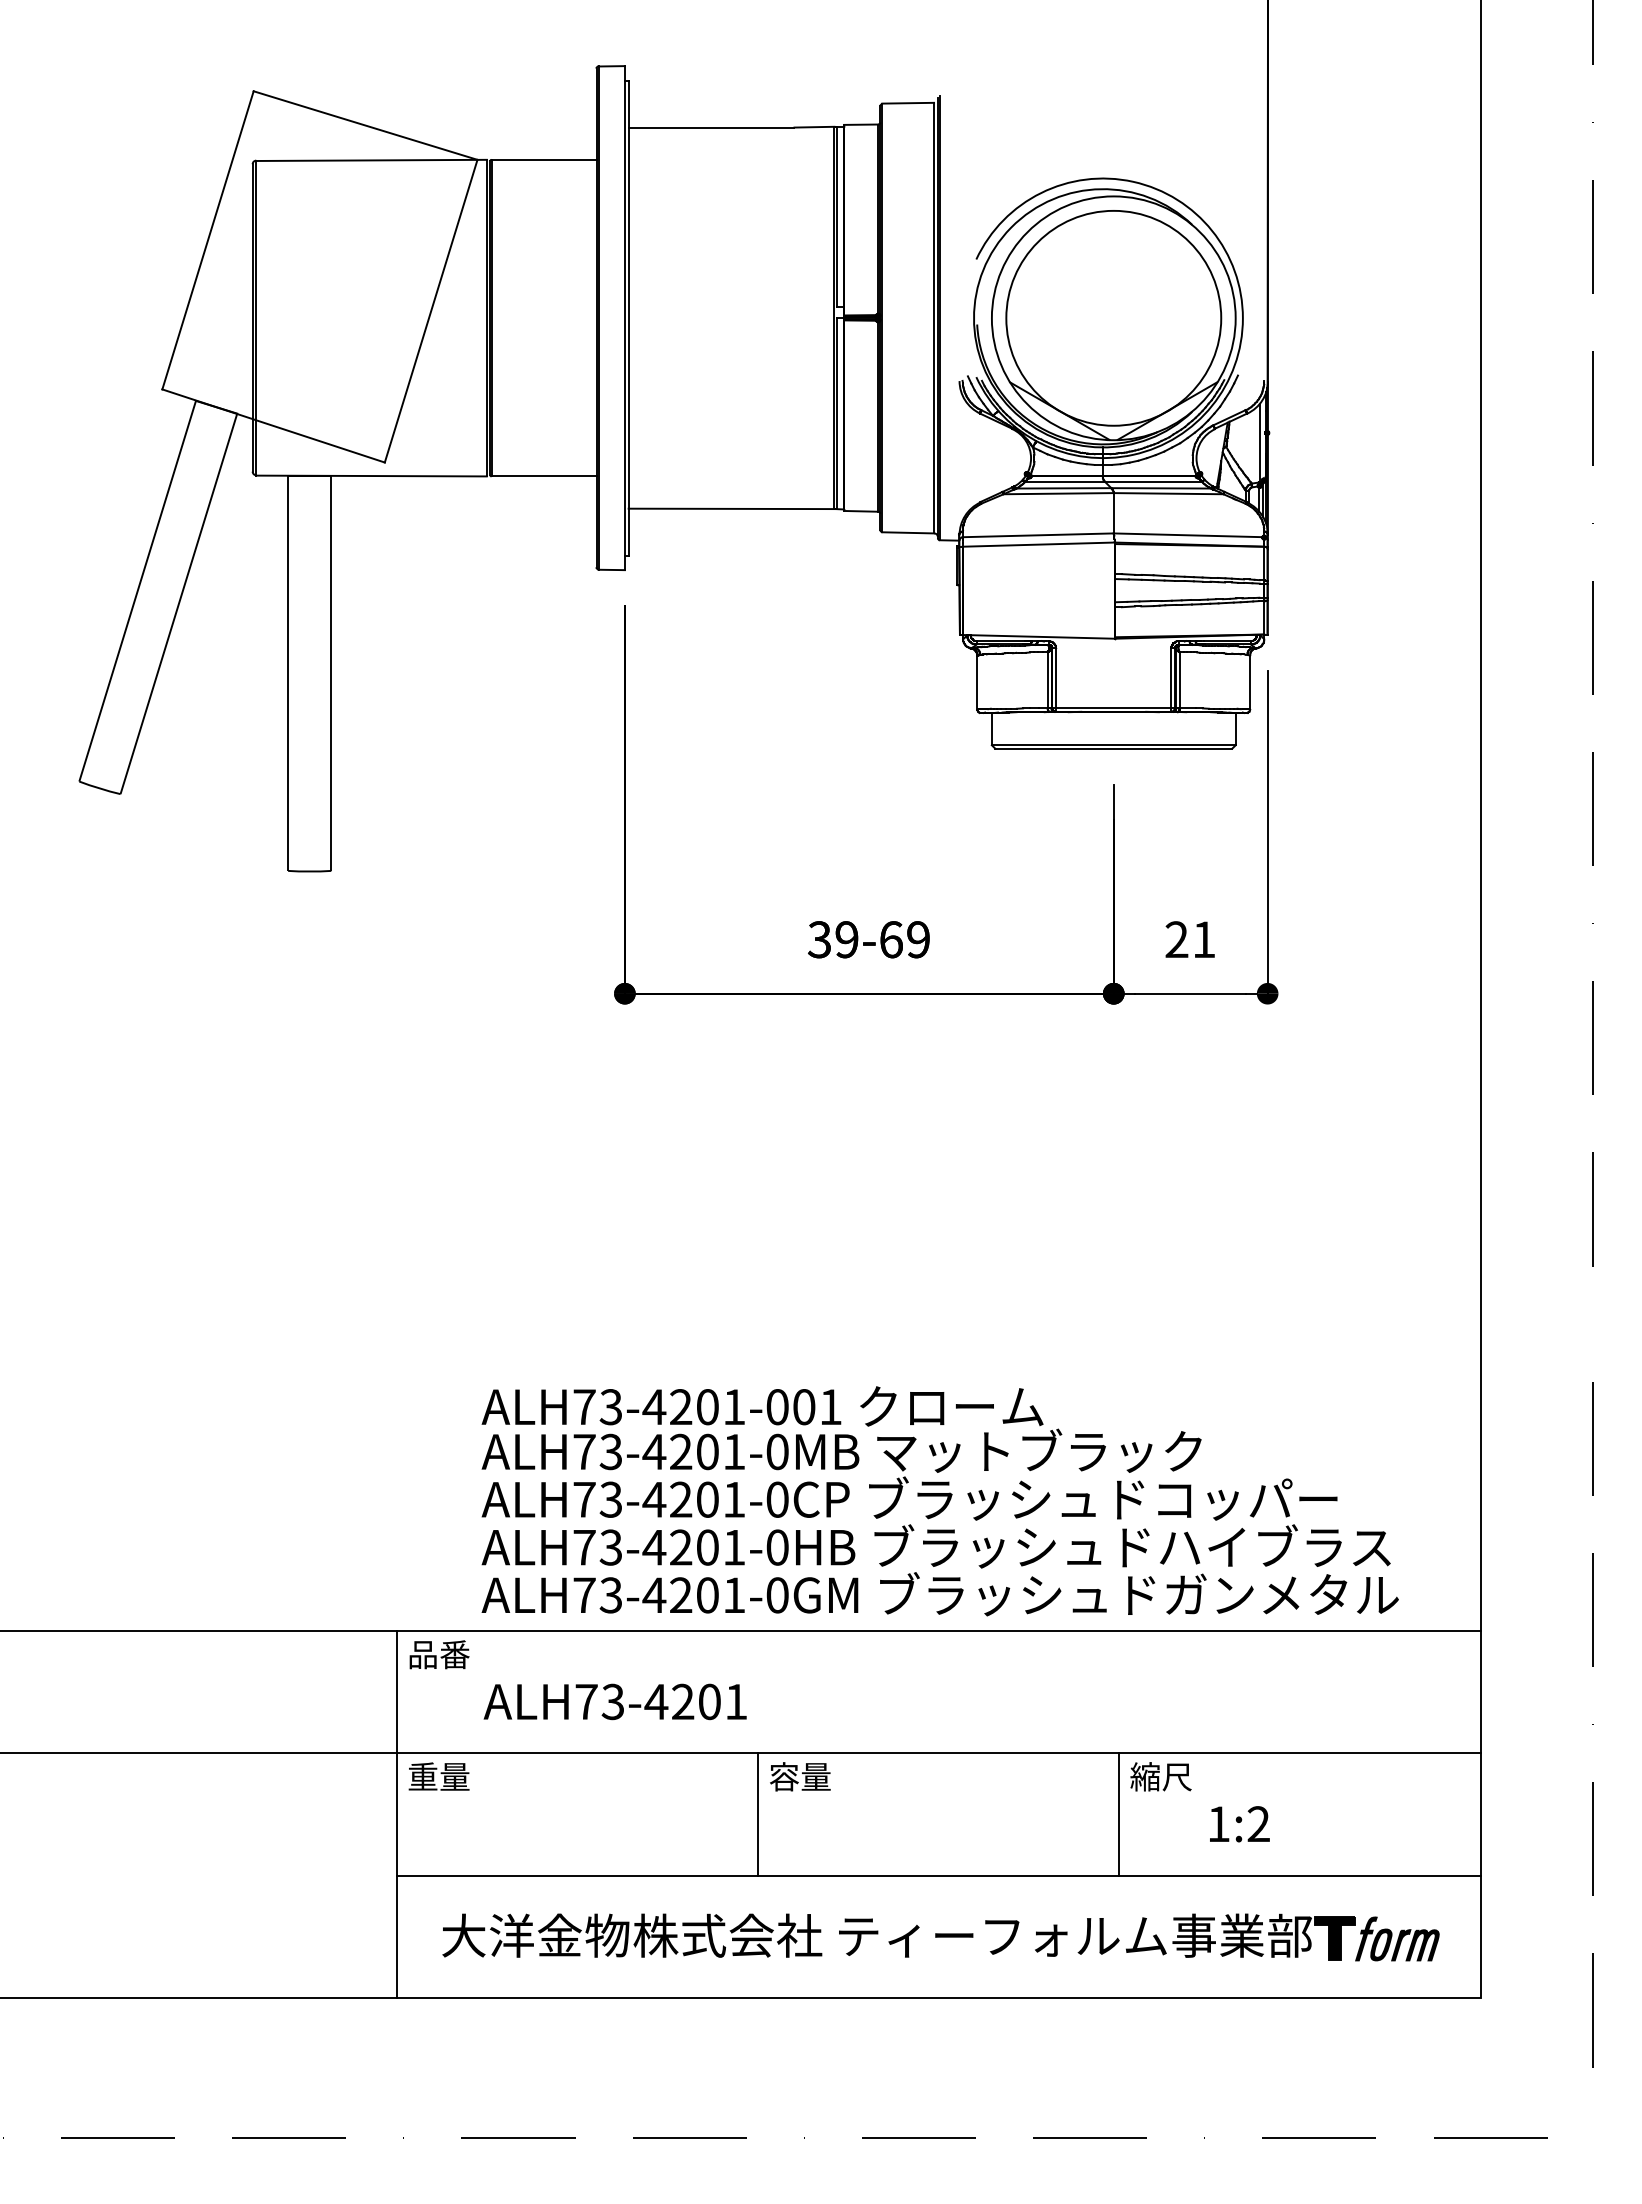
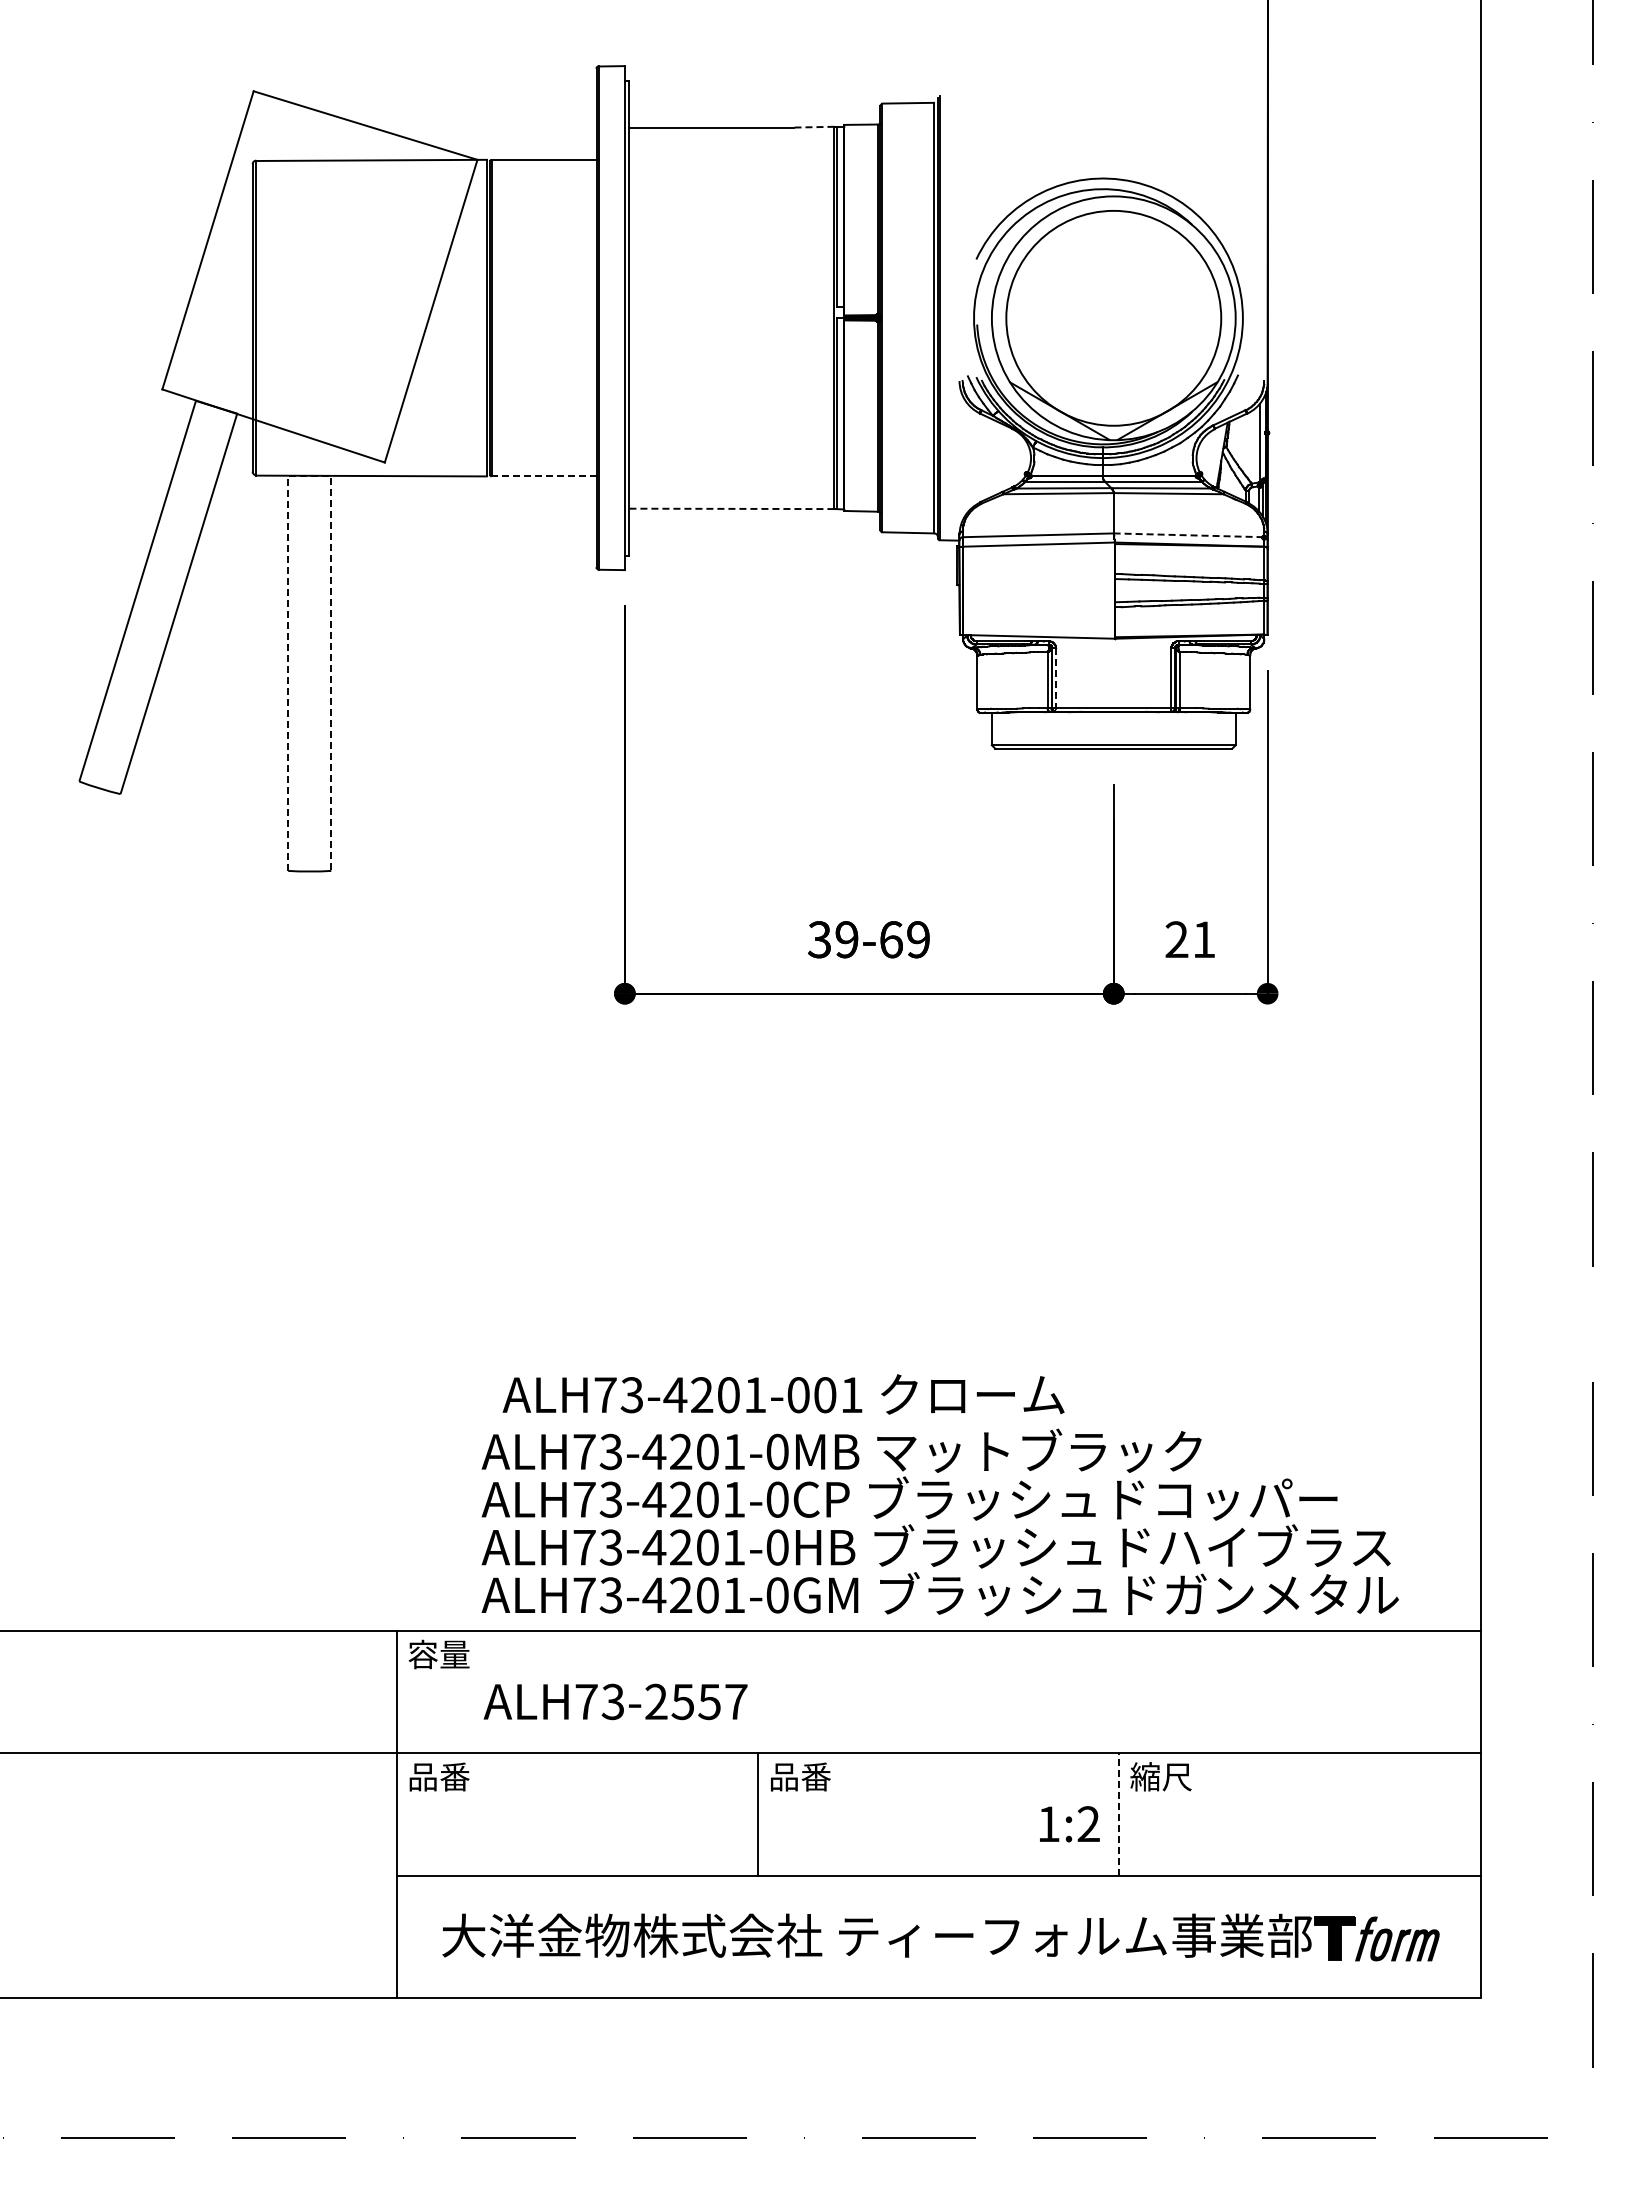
line: solid -> dashed (814, 127)
line: solid -> dashed (309, 475)
line: solid -> dashed (544, 476)
line: solid -> dashed (731, 508)
line: solid -> dashed (1189, 535)
line: solid -> dashed (1056, 680)
text position: (762, 1406) -> (783, 1394) (783, 1394)
text: 品番 -> 容量 (438, 1654)
text: ALH73-4201 -> ALH73-2557 (695, 1701)
text: 重量 -> 品番 (438, 1776)
text: 容量 -> 品番 (800, 1776)
line: solid -> dashed (1119, 1814)
text position: (1239, 1824) -> (1069, 1824) (1069, 1824)
